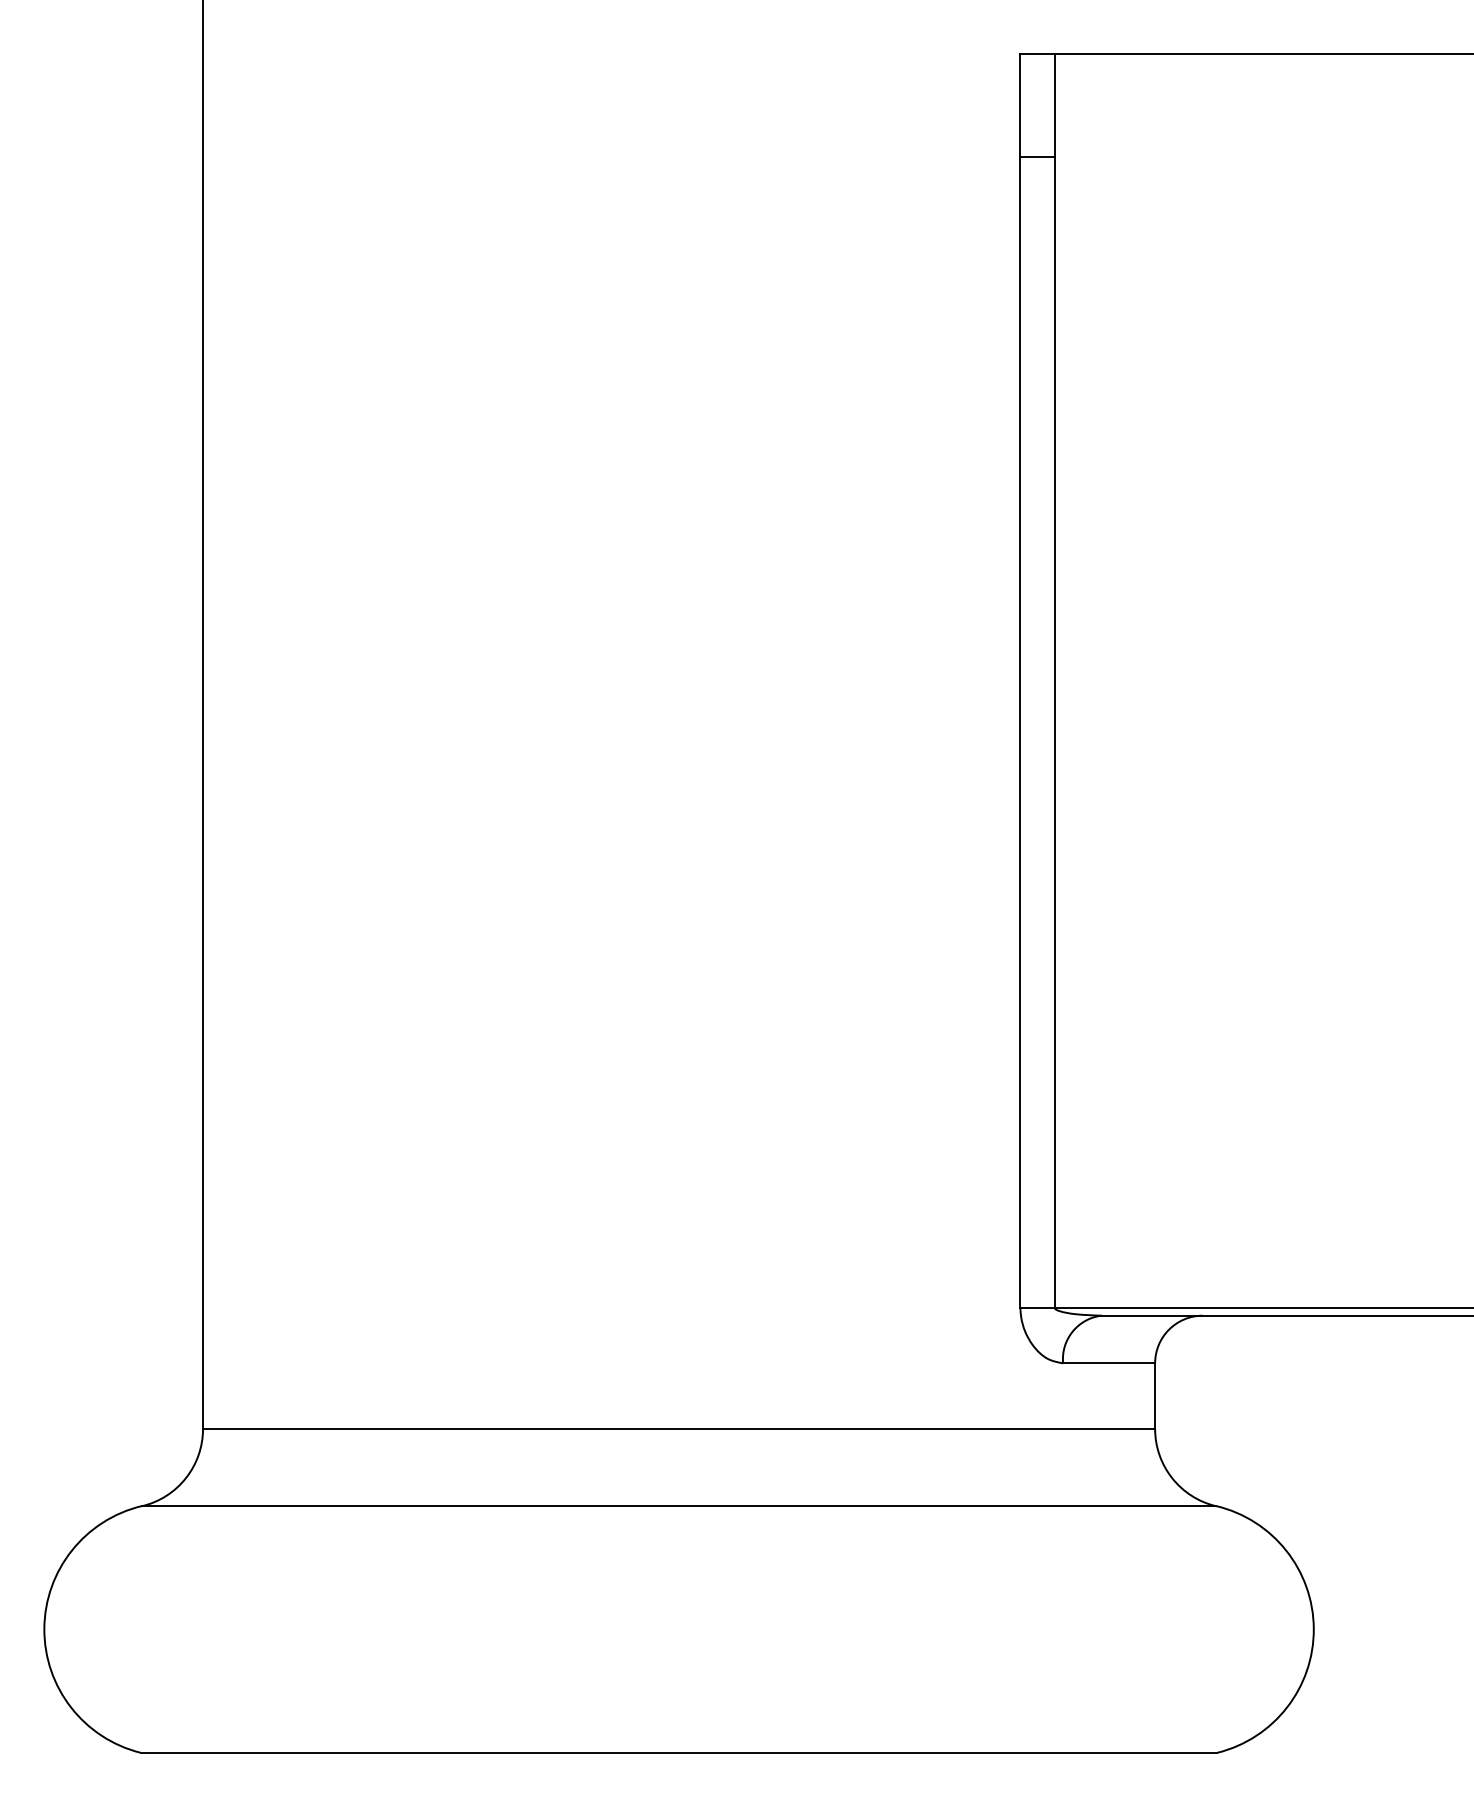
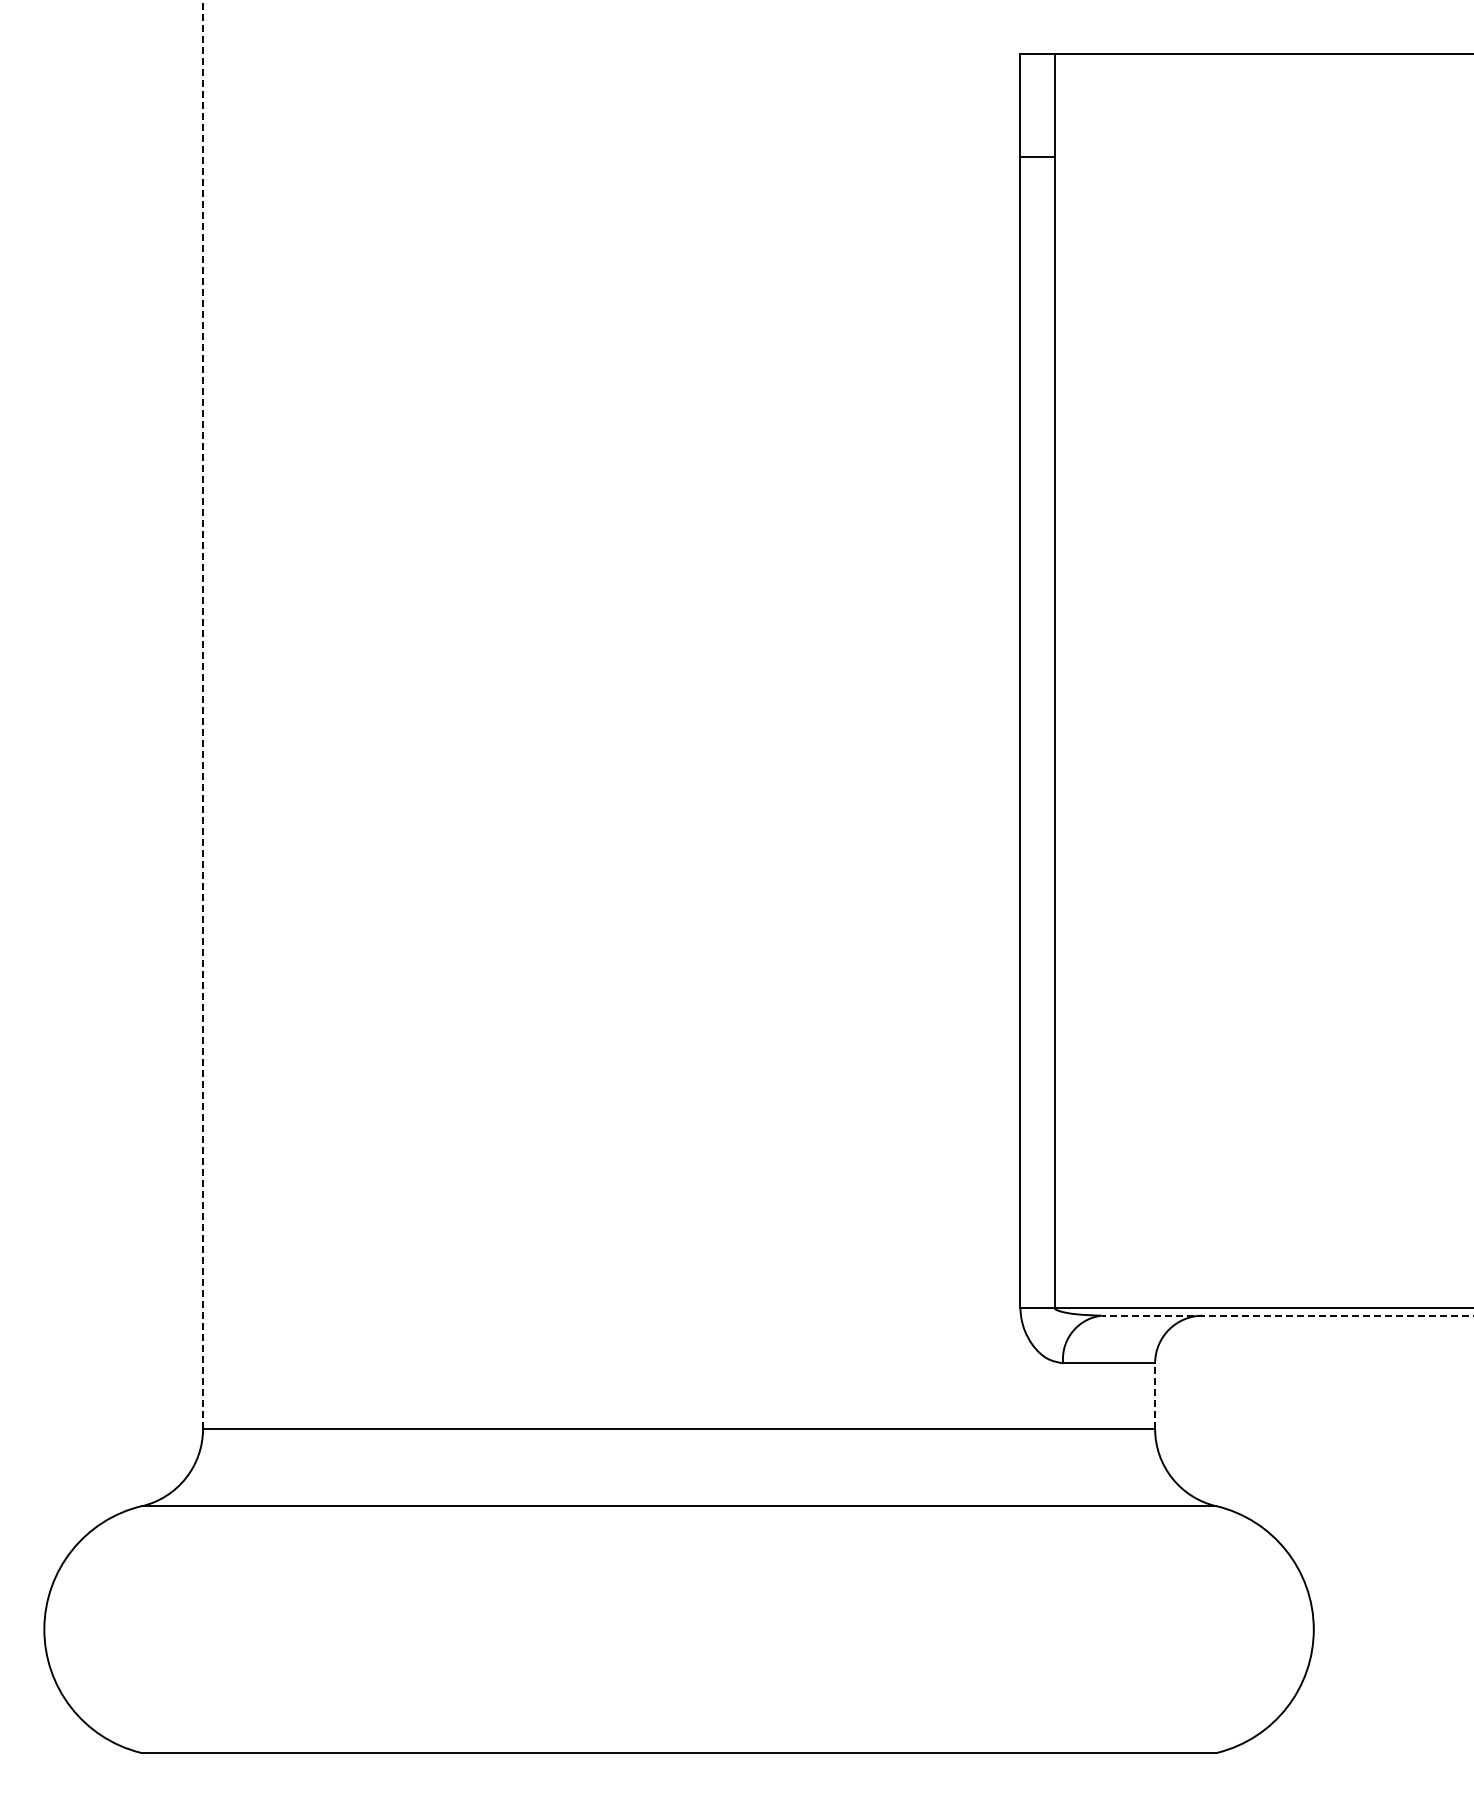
line: solid -> dashed (203, 715)
line: solid -> dashed (1287, 1315)
line: solid -> dashed (1155, 1396)
